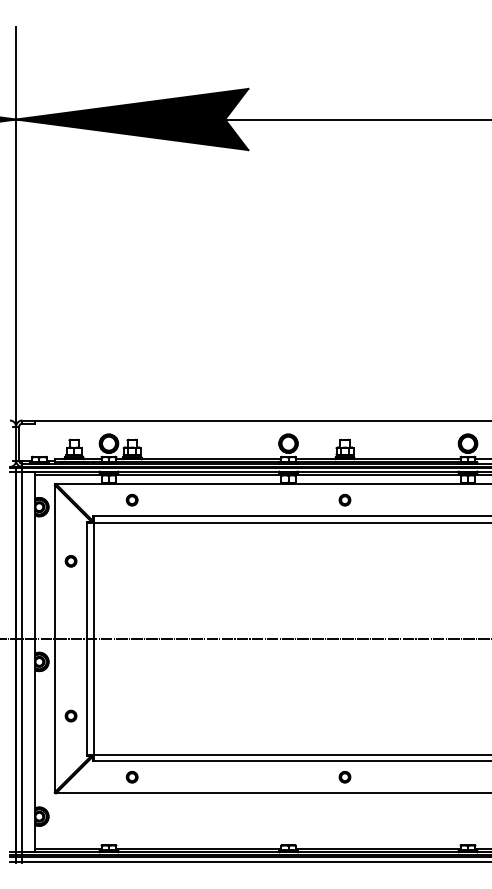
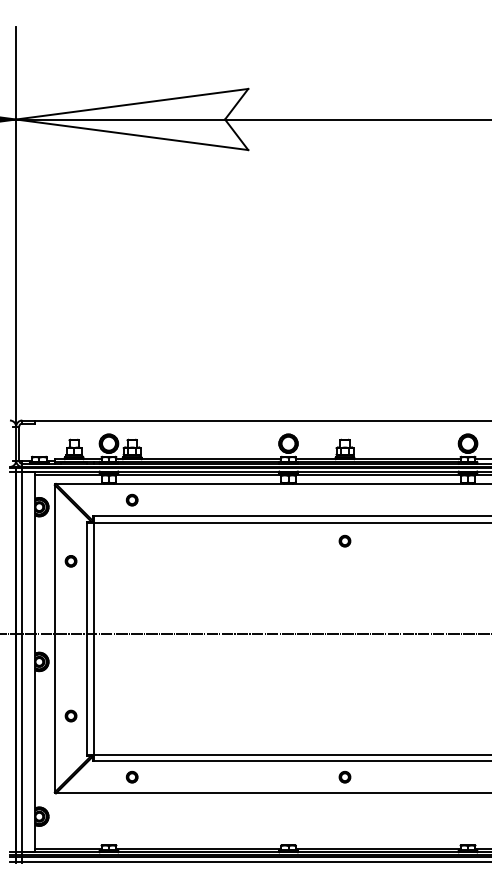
fill: present -> none (132, 119)
part position: (344, 499) -> (344, 540) (344, 540)
line position: (245, 638) -> (245, 633) (245, 633)
